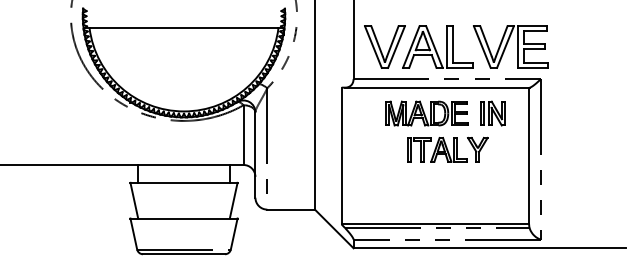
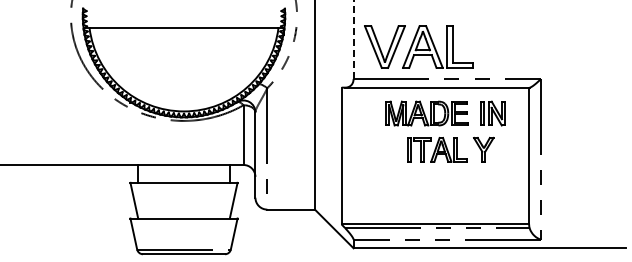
line: solid -> dashed (353, 39)
part: present -> none (510, 46)
part position: (477, 149) -> (483, 149) (483, 149)
